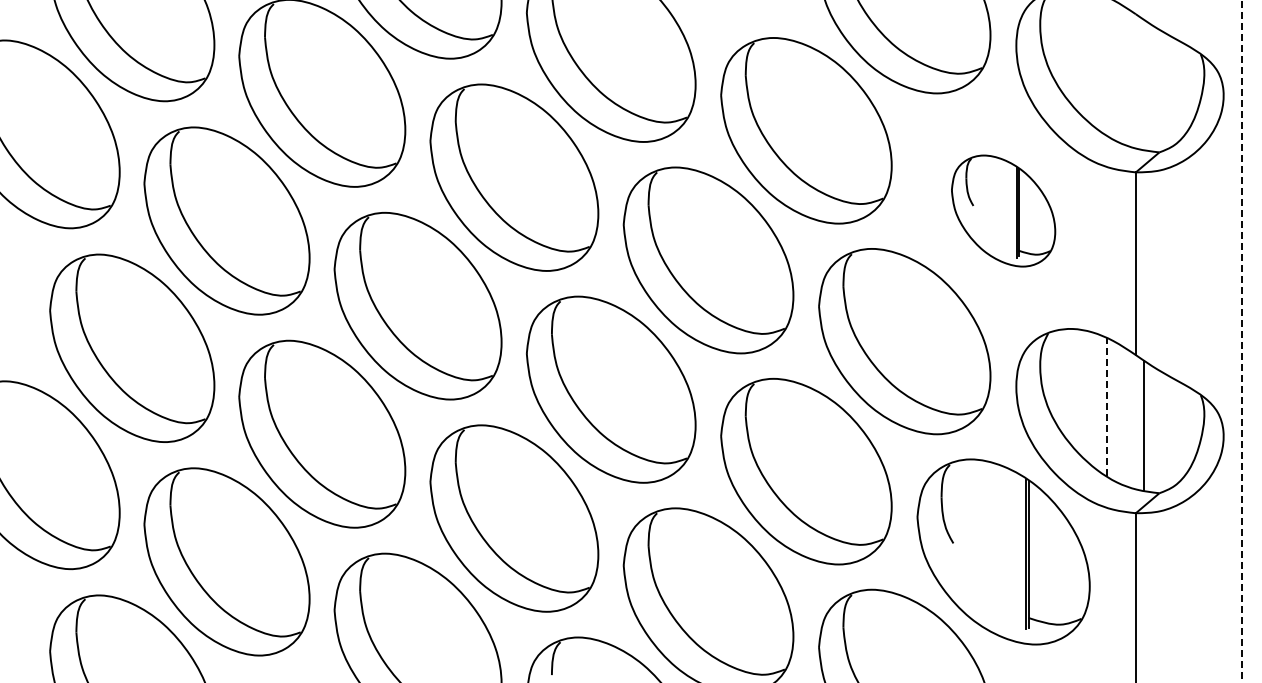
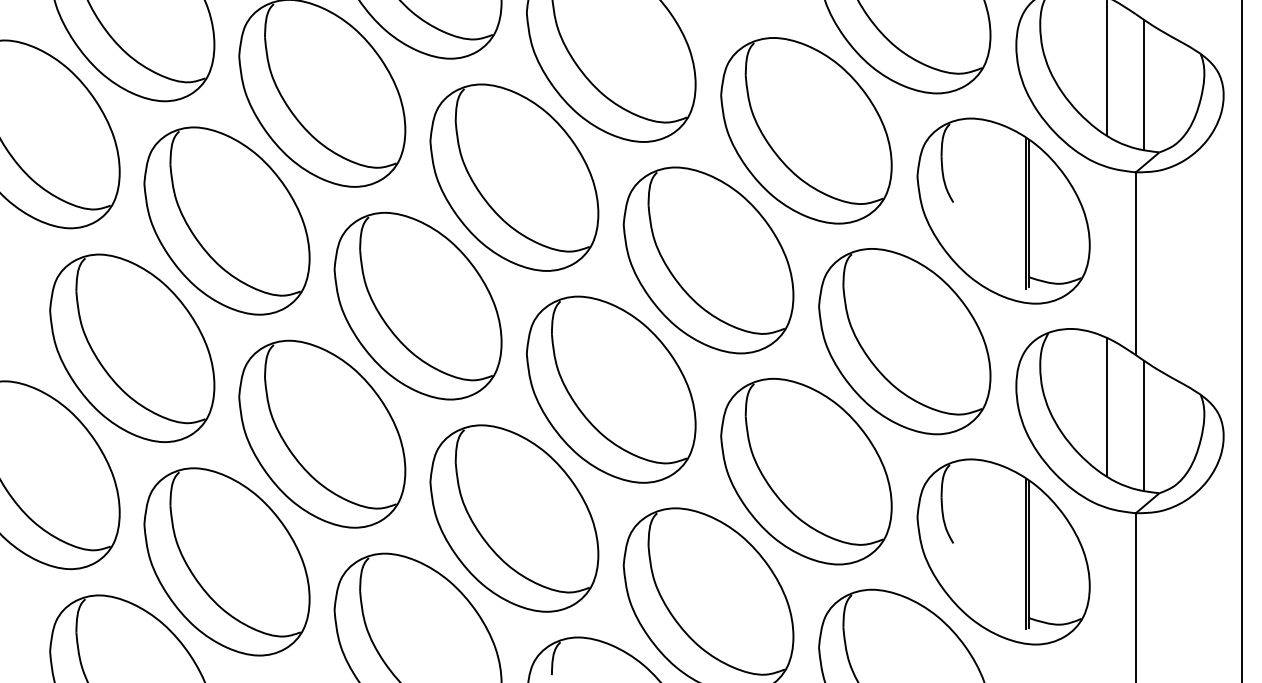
line: none -> present (1107, 68)
line: none -> present (1144, 84)
part size: 106x114 px -> 175x188 px (1003, 210)
line: dashed -> solid (1242, 340)
line: dashed -> solid (1107, 407)
